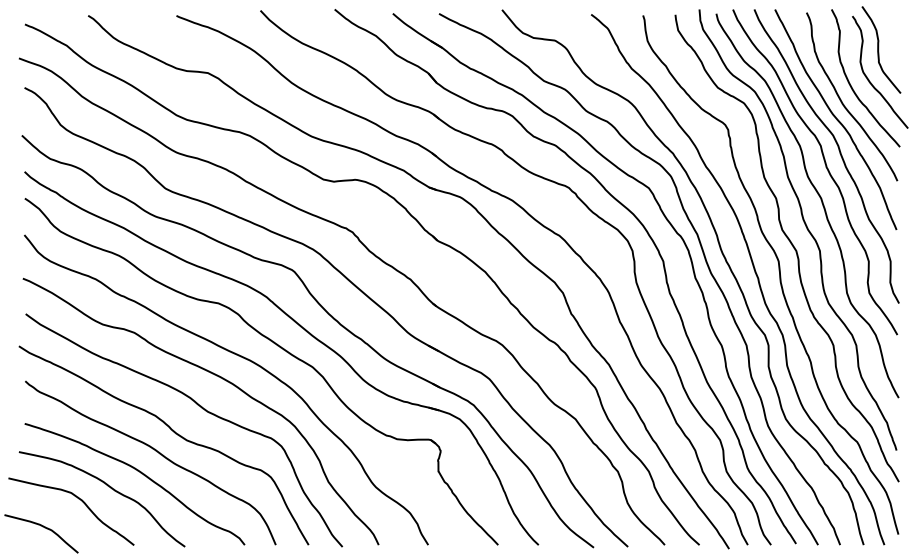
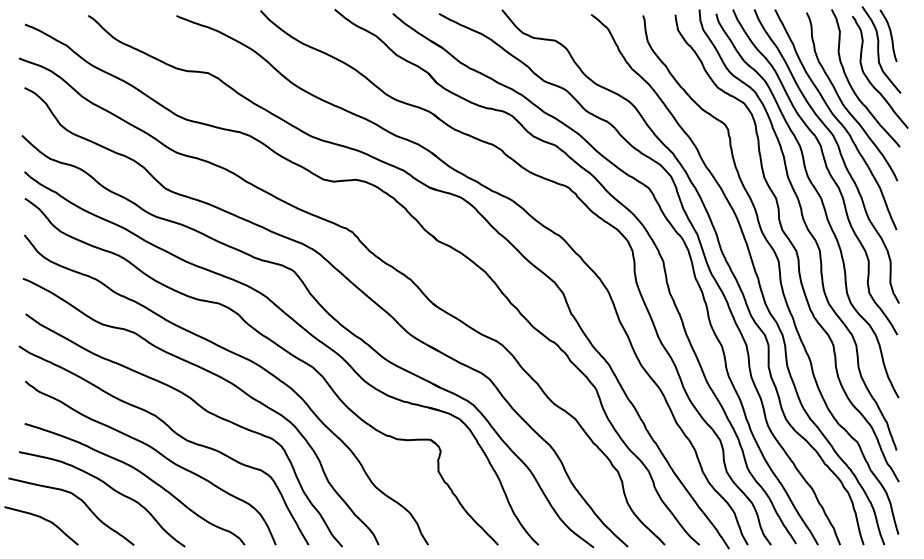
curve: none -> present (890, 35)
curve position: (44, 528) -> (44, 520) (44, 520)
